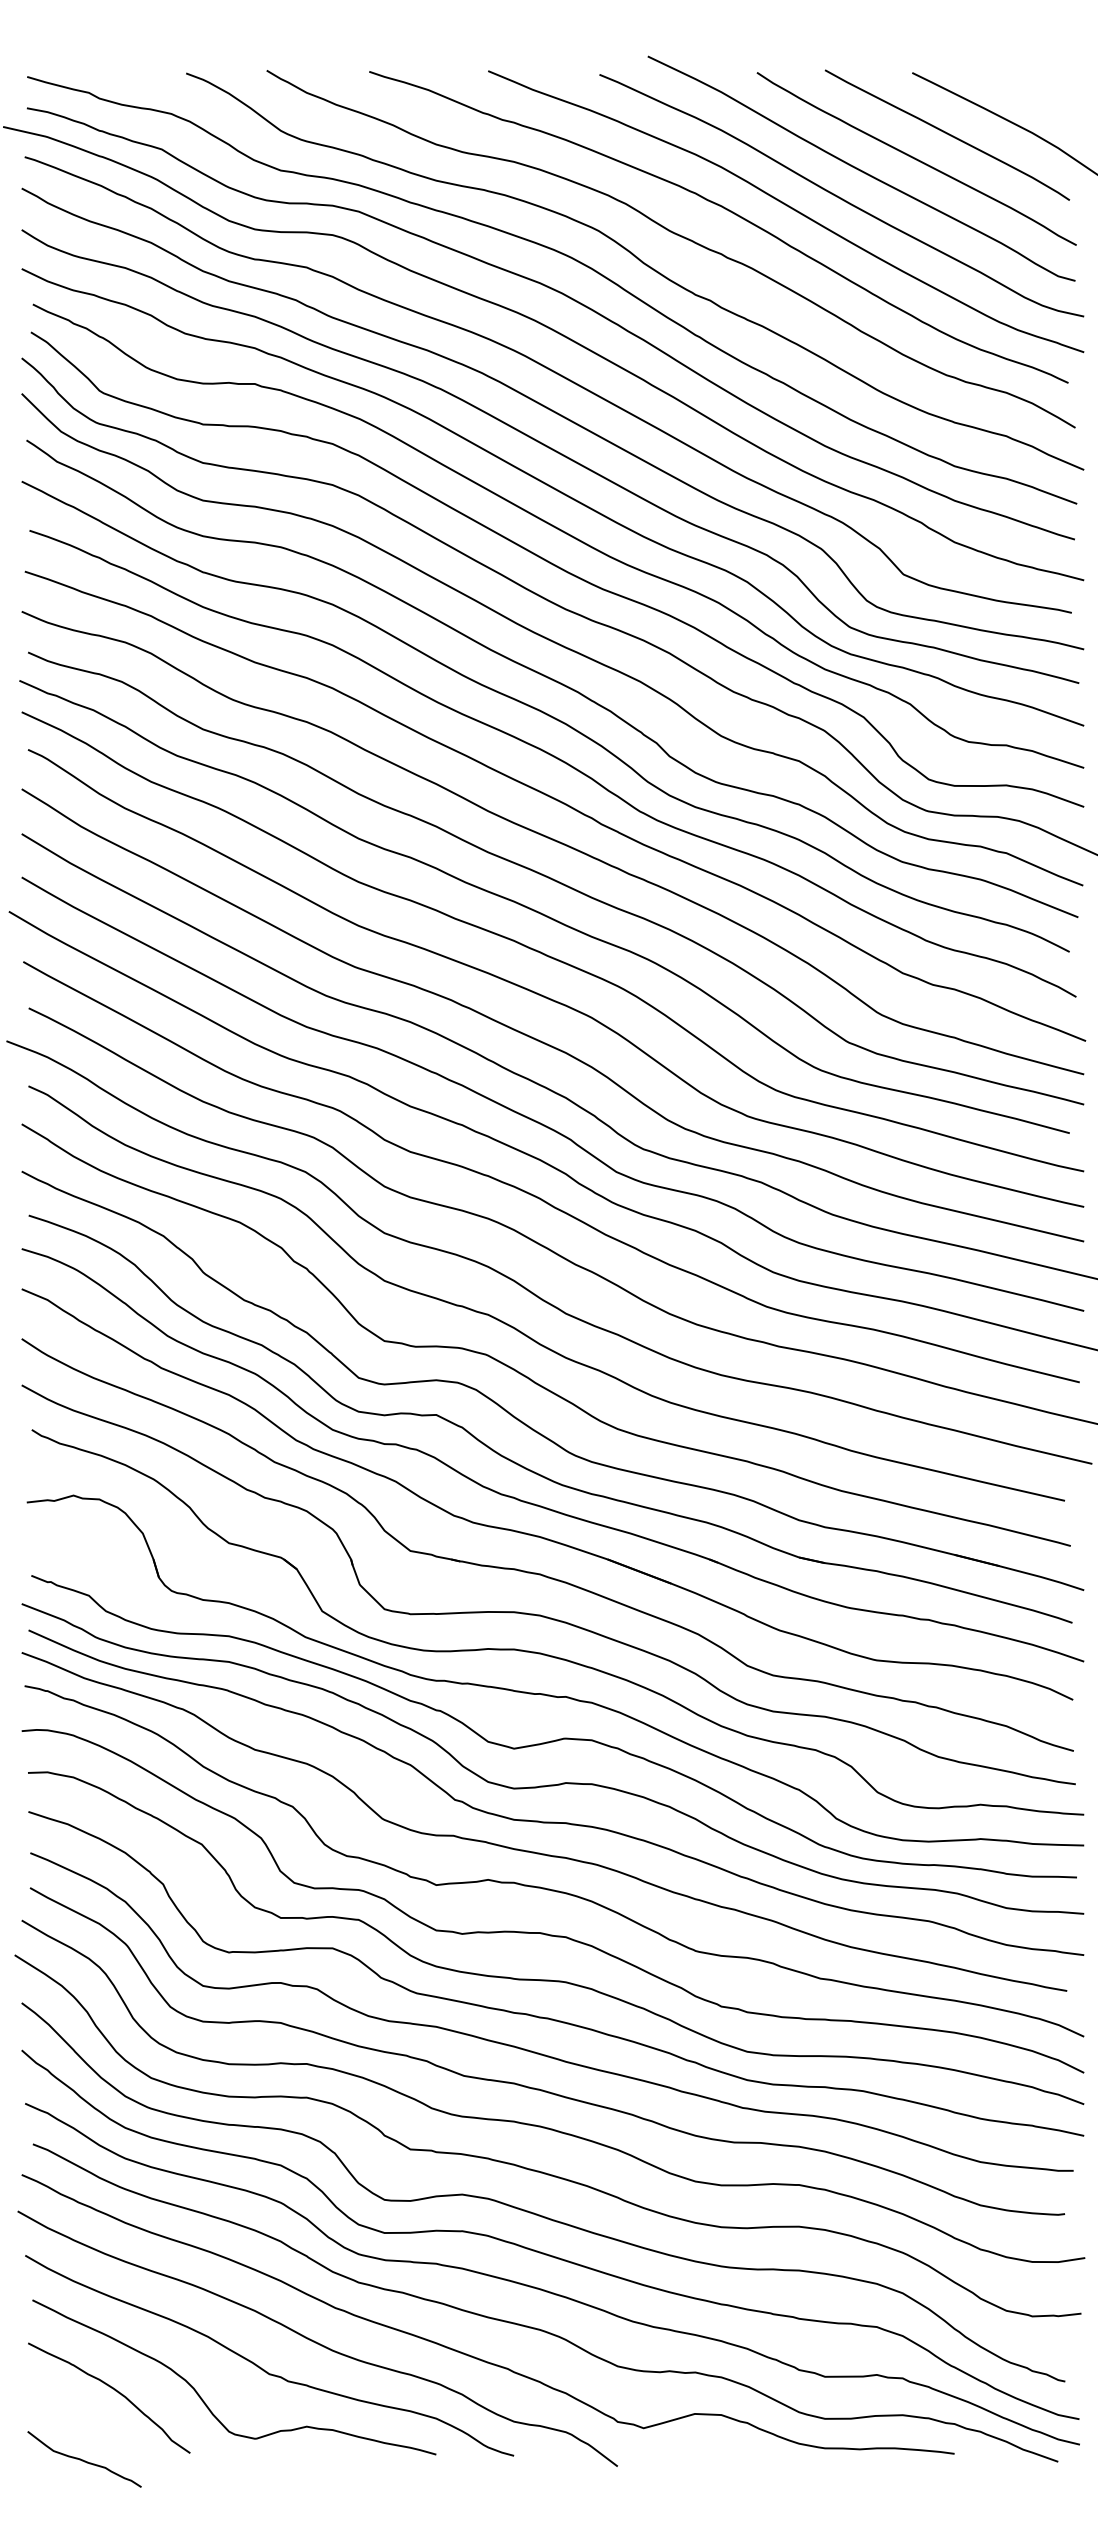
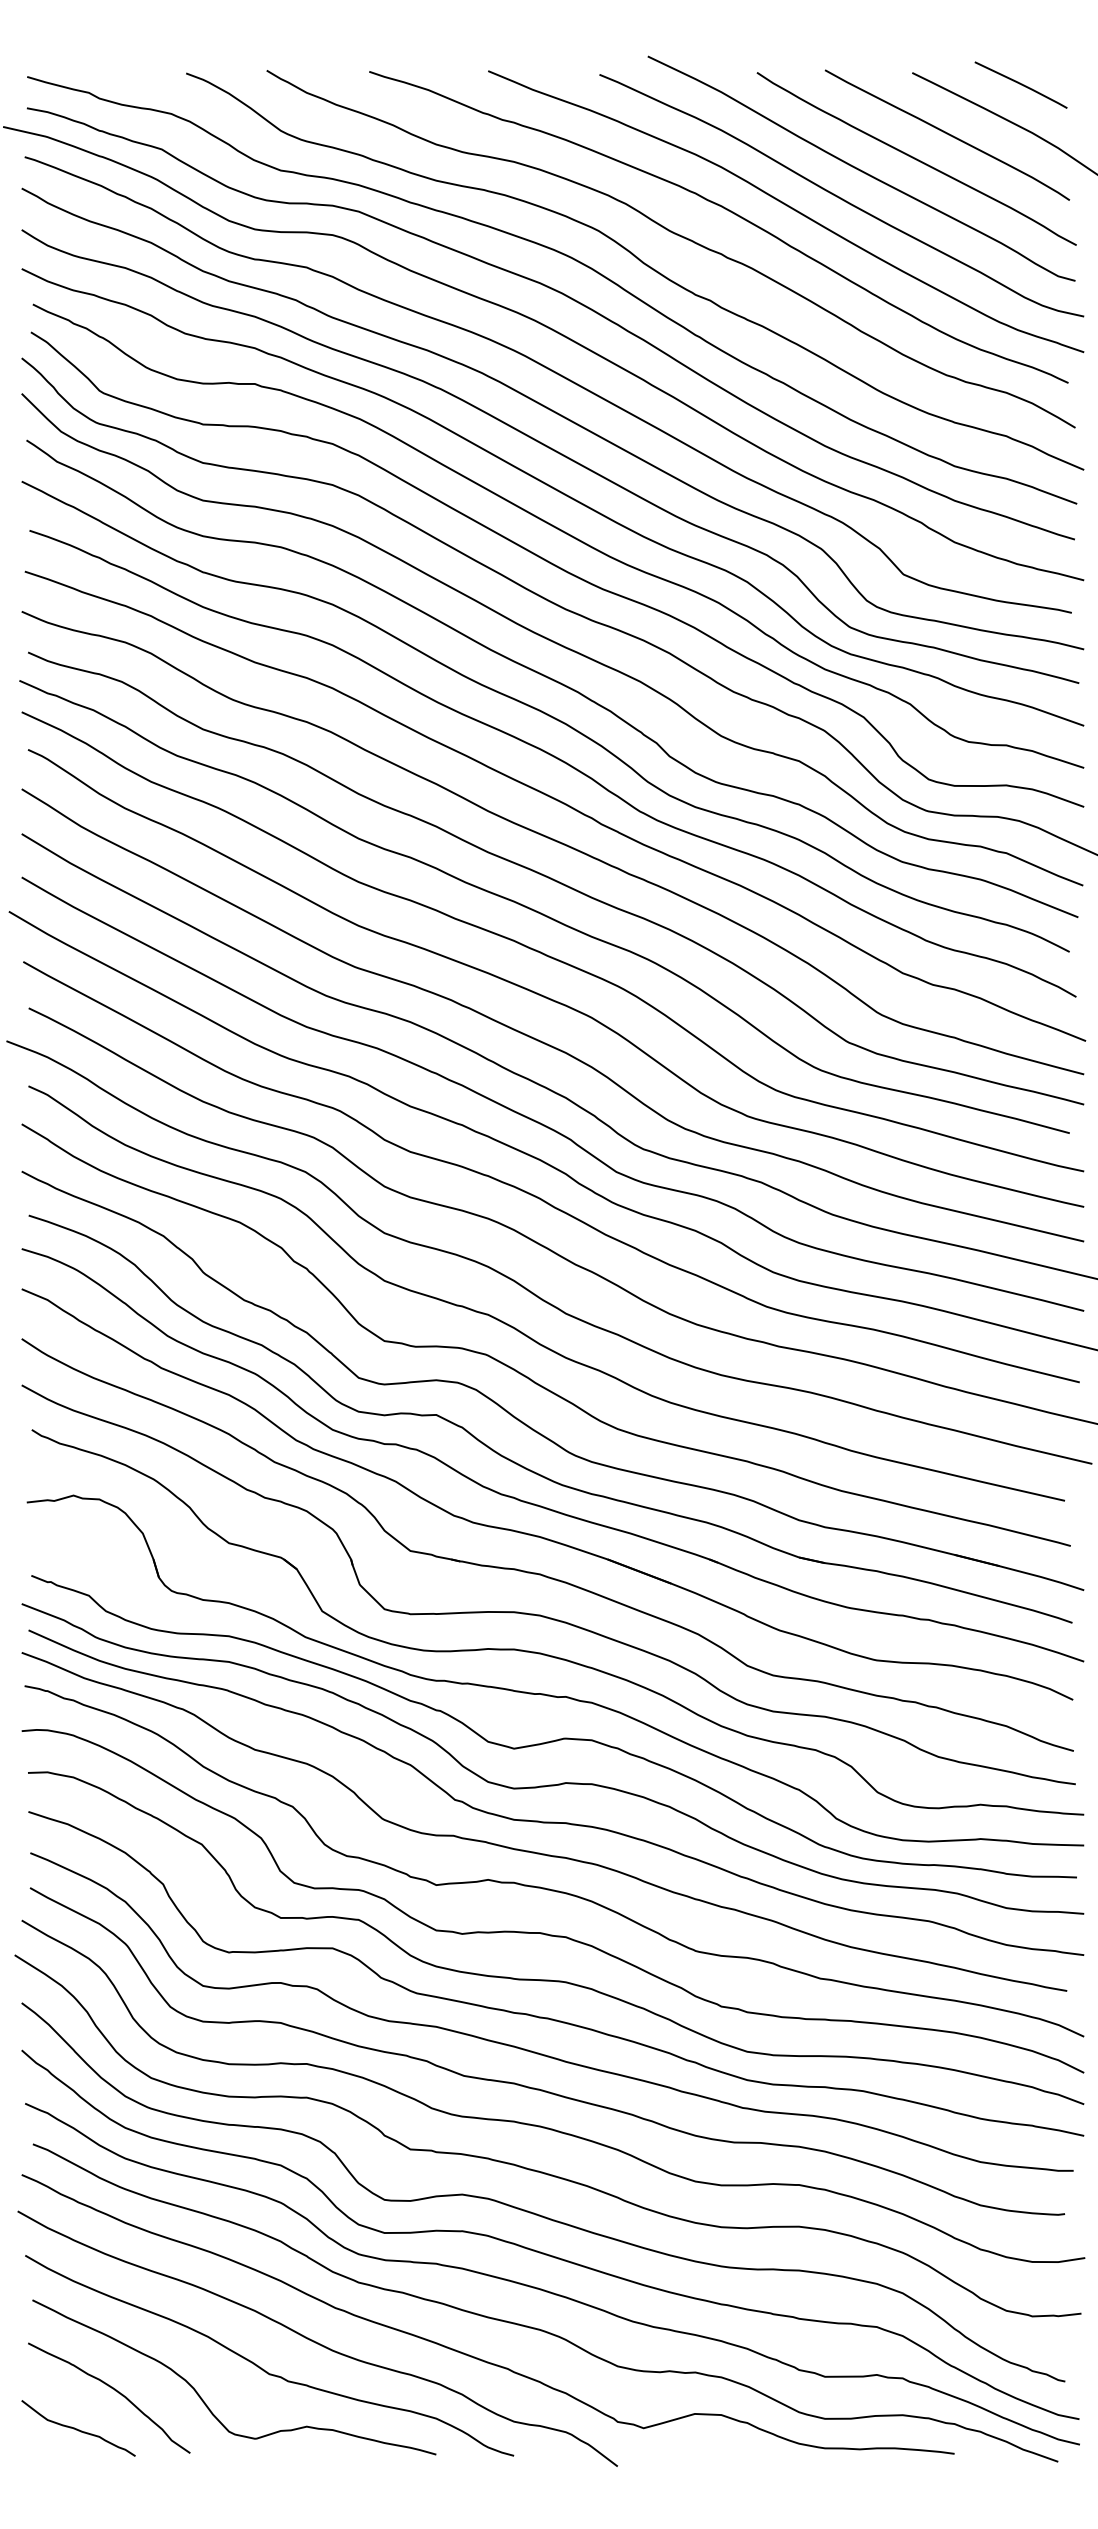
line: none -> present (1020, 84)
curve position: (83, 2459) -> (77, 2428) (77, 2428)
